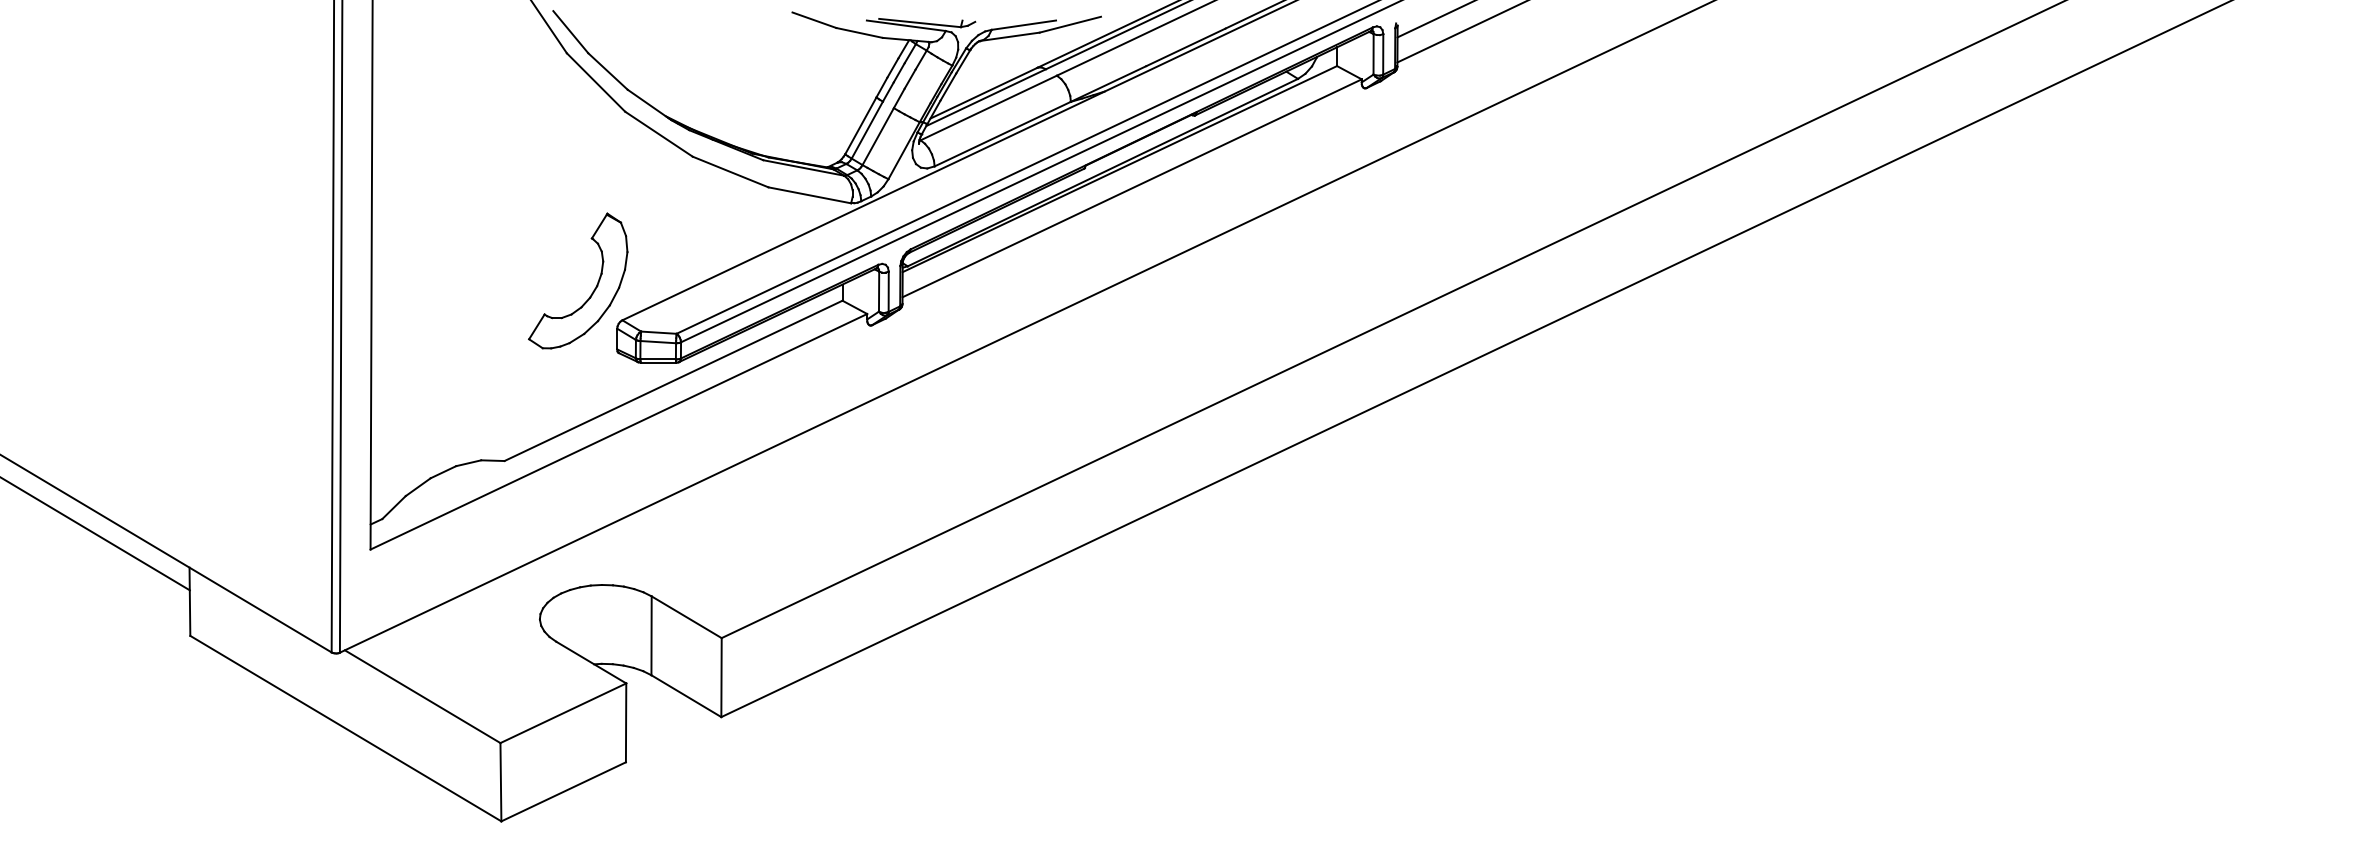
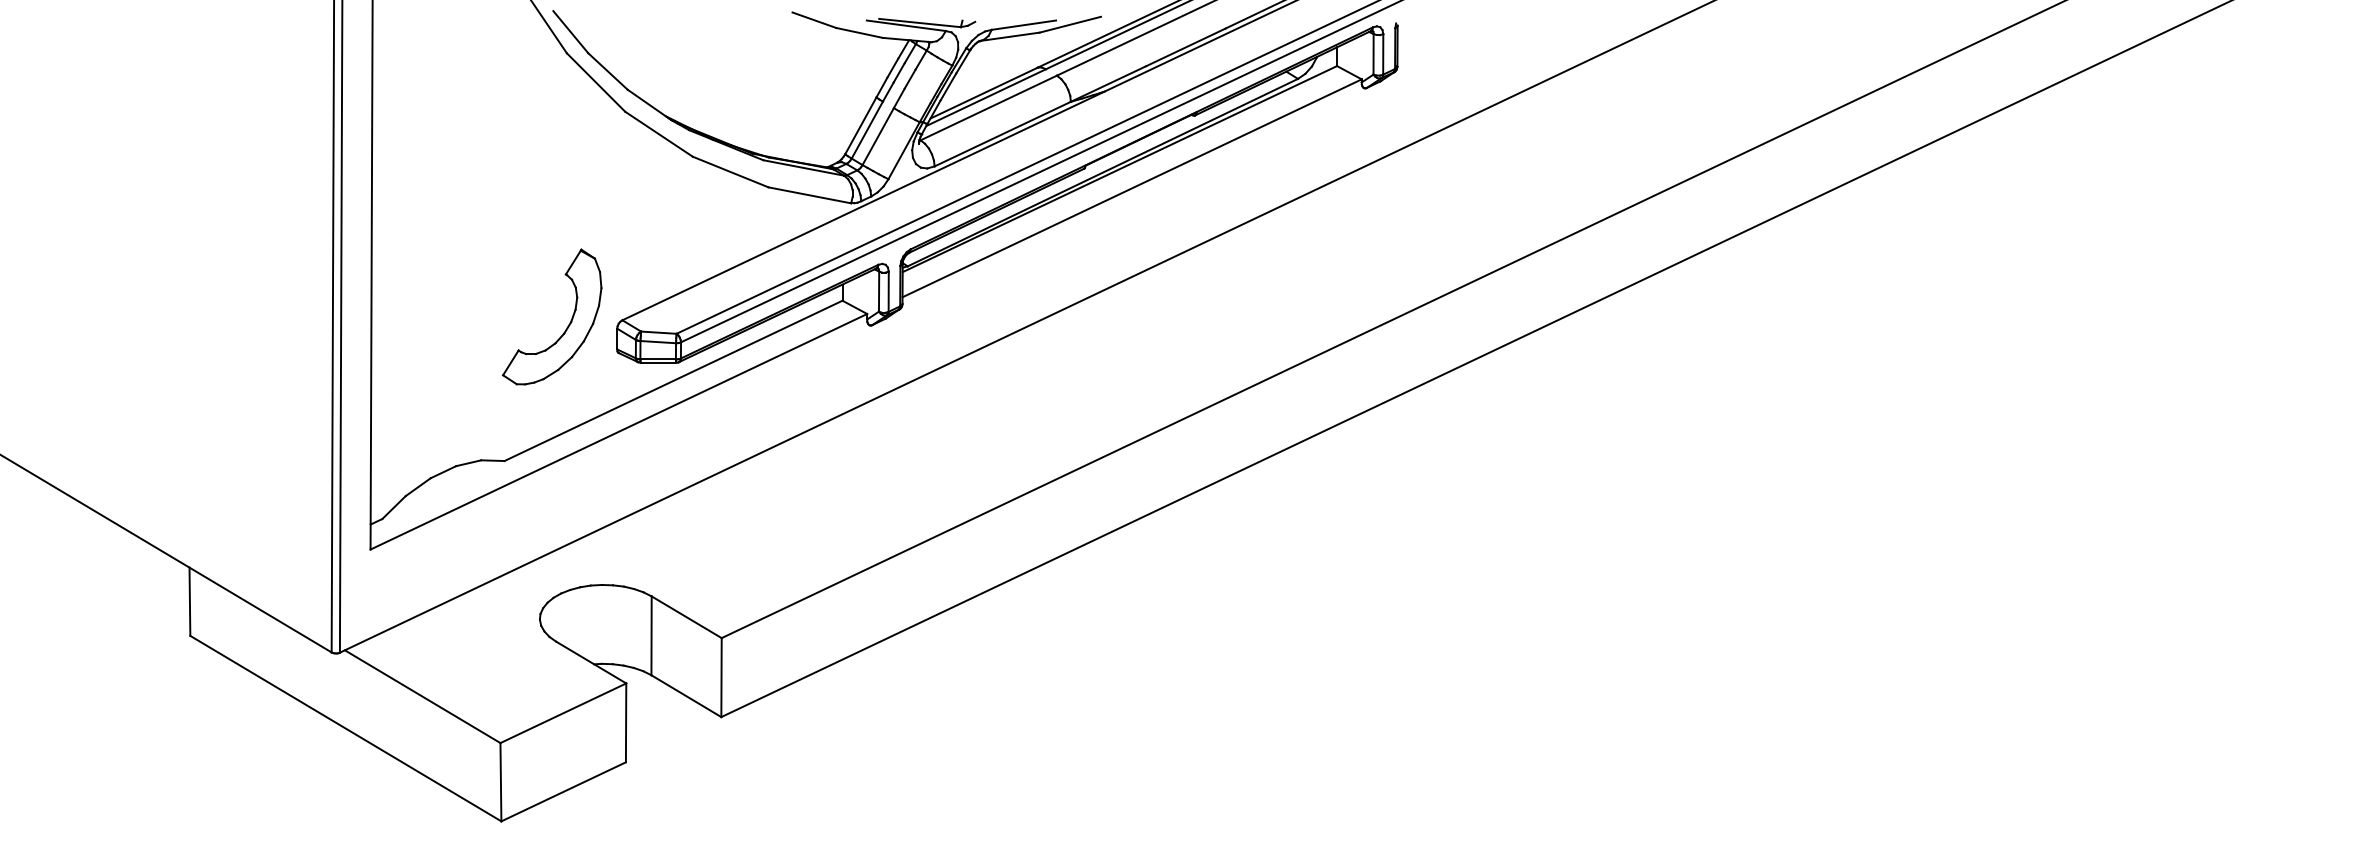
line: present -> none (1434, 19)
line: present -> none (1460, 32)
part position: (592, 291) -> (566, 327) (566, 327)
line: present -> none (95, 534)
